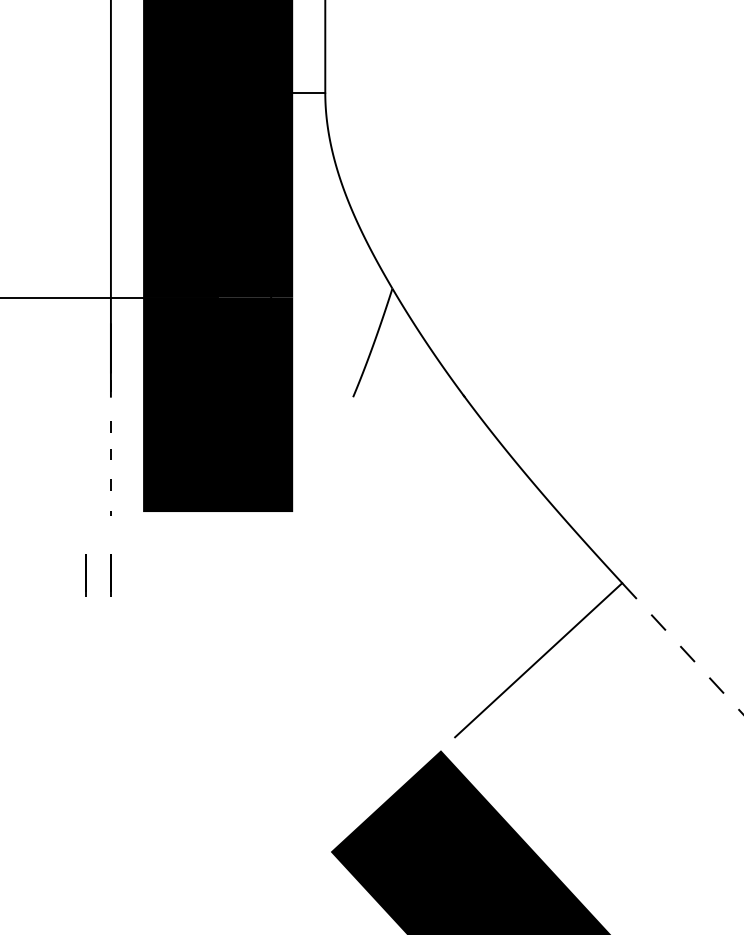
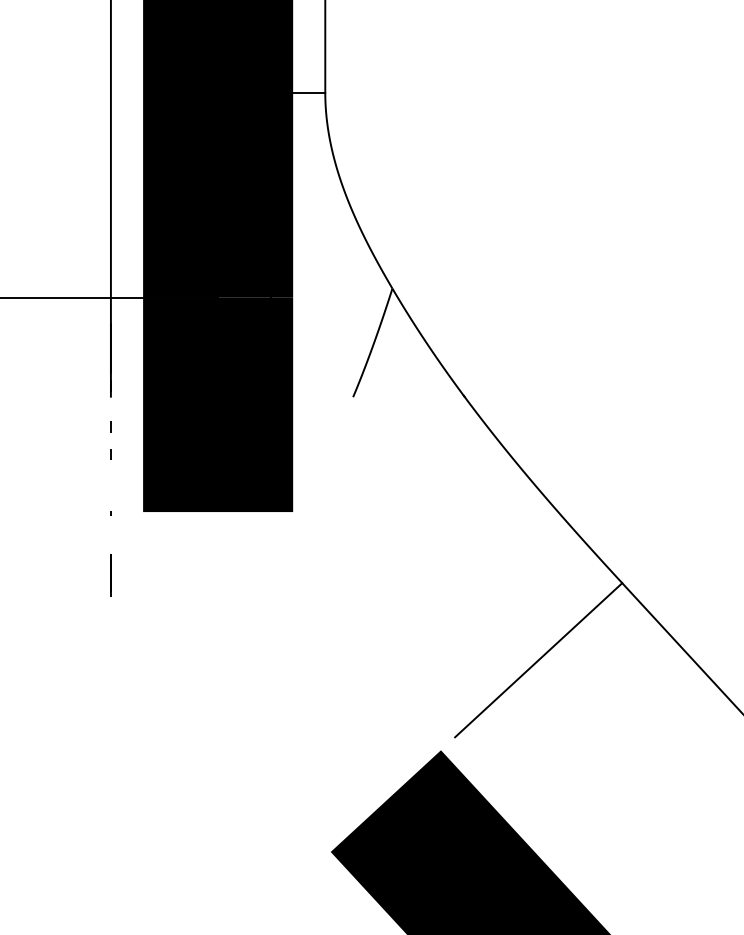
line: present -> none (110, 484)
line: present -> none (85, 575)
line: dashed -> solid (683, 649)
